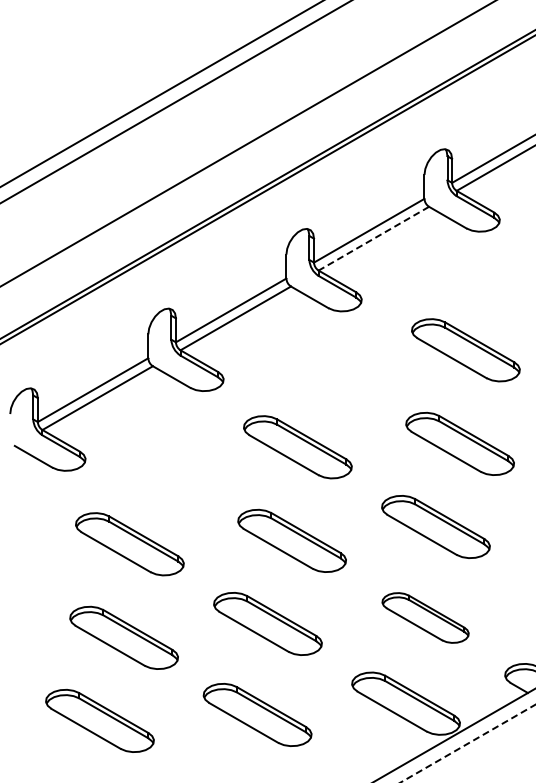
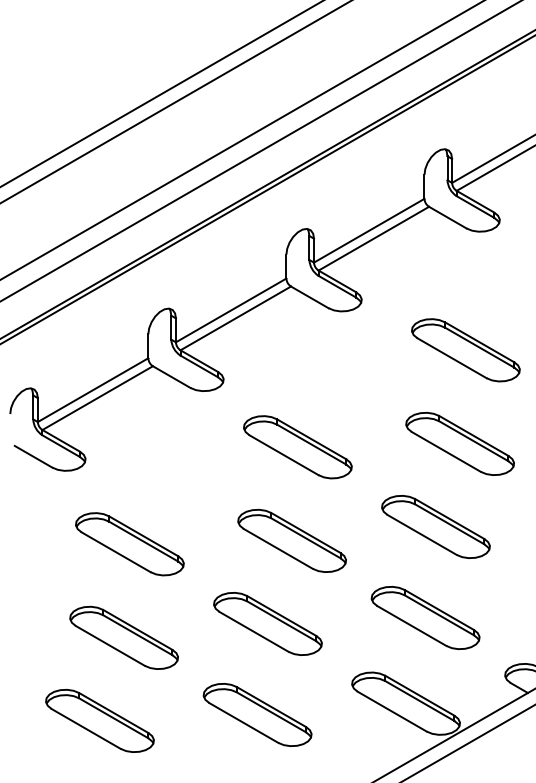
line position: (247, 143) -> (241, 140) (241, 140)
line: none -> present (260, 151)
line: dashed -> solid (373, 238)
part size: 89x52 px -> 111x64 px (425, 617)
line: dashed -> solid (468, 743)
